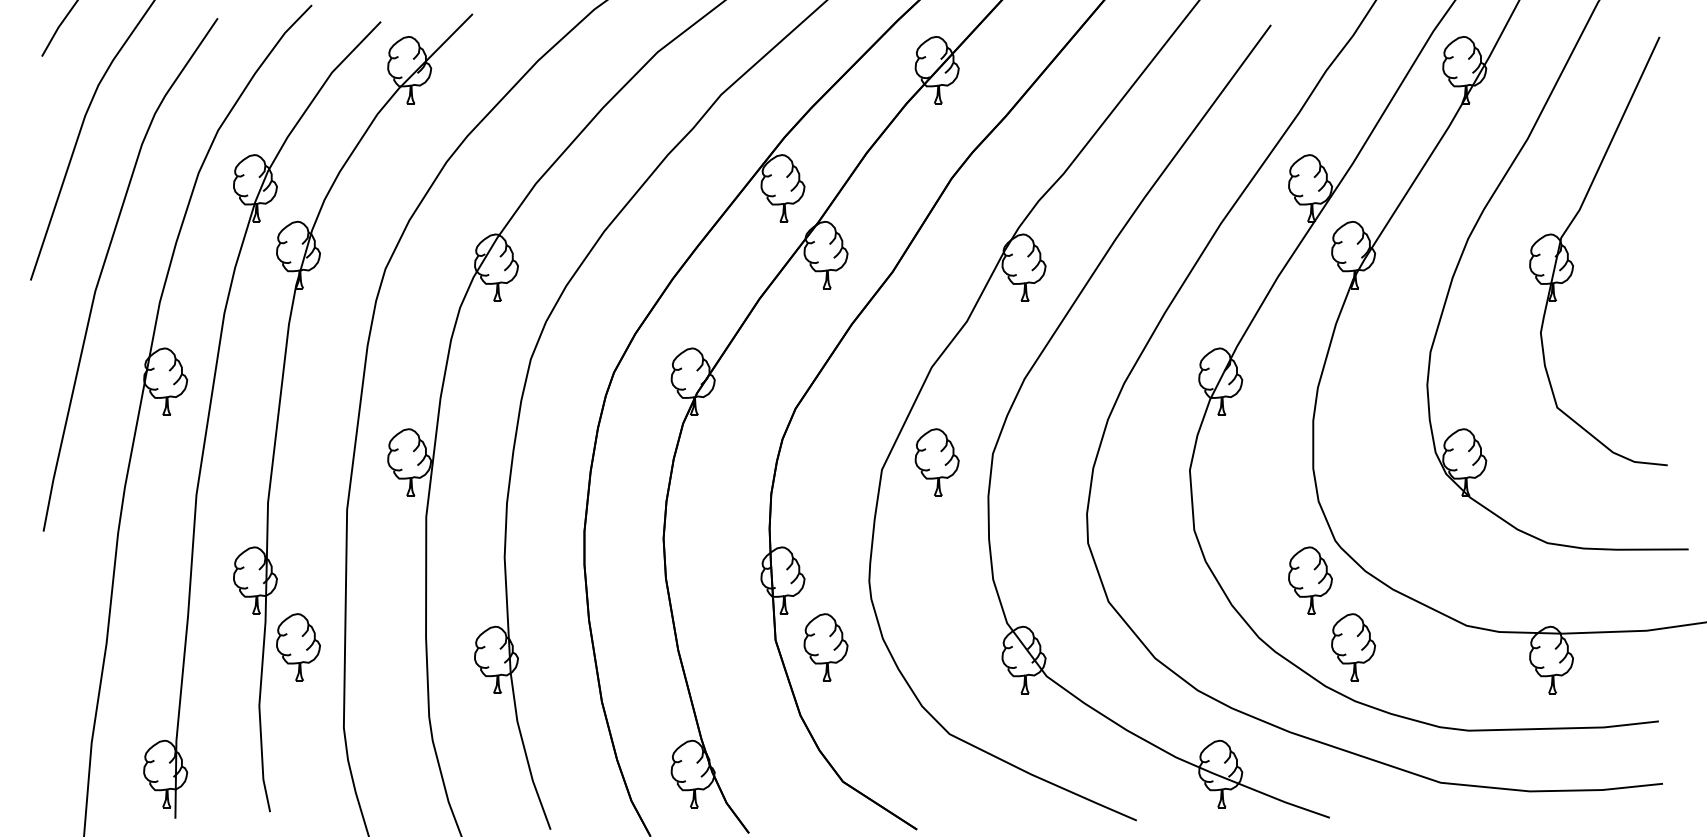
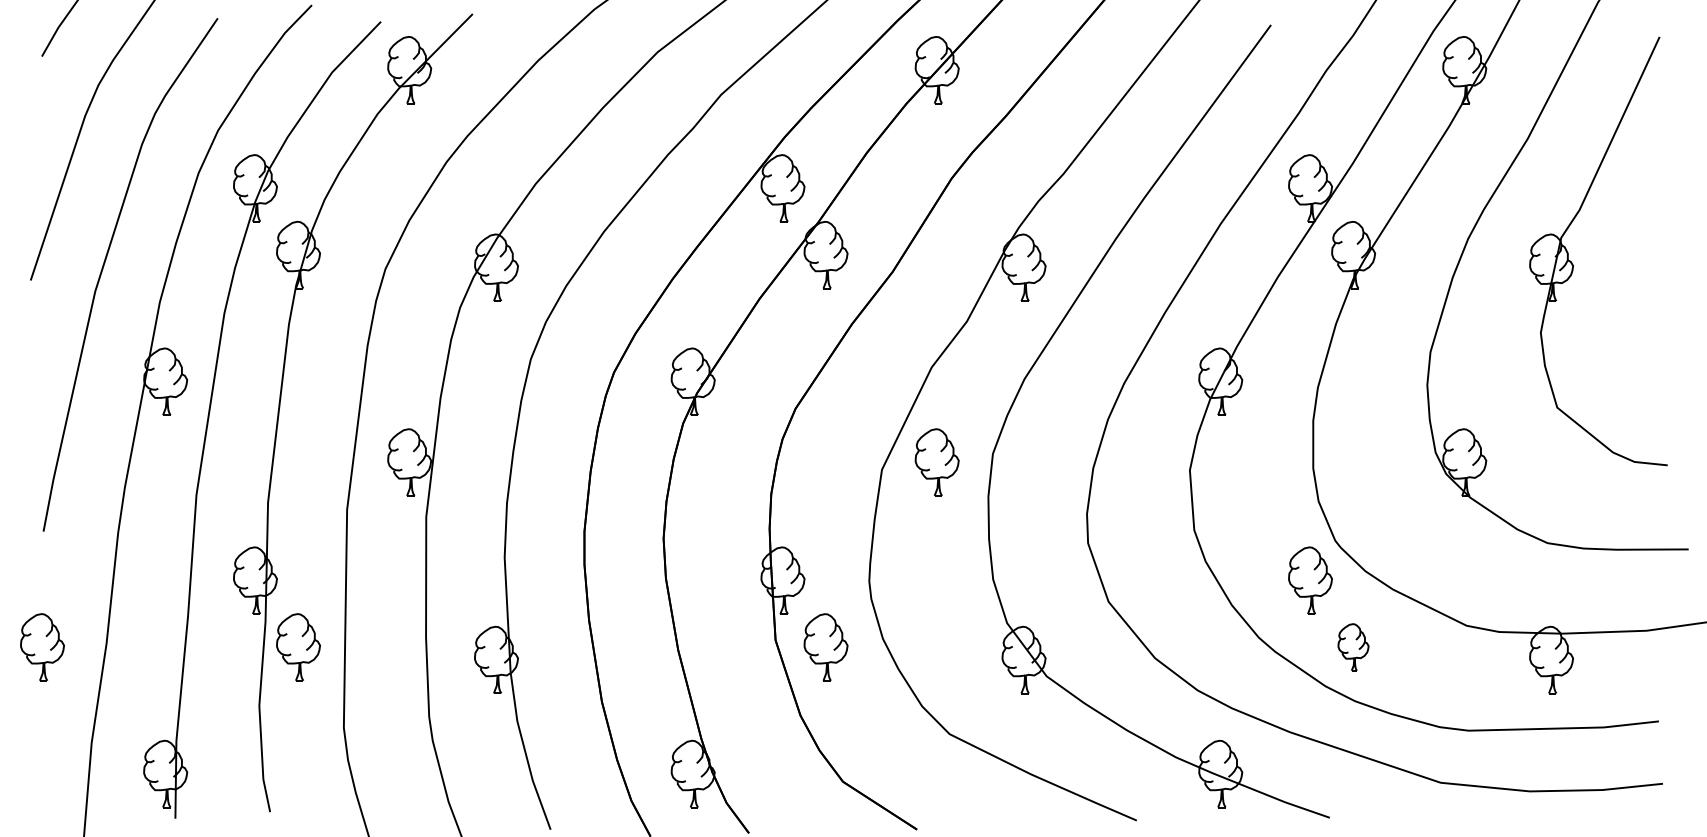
part: none -> present (42, 647)
part size: 45x69 px -> 33x49 px (1353, 647)
